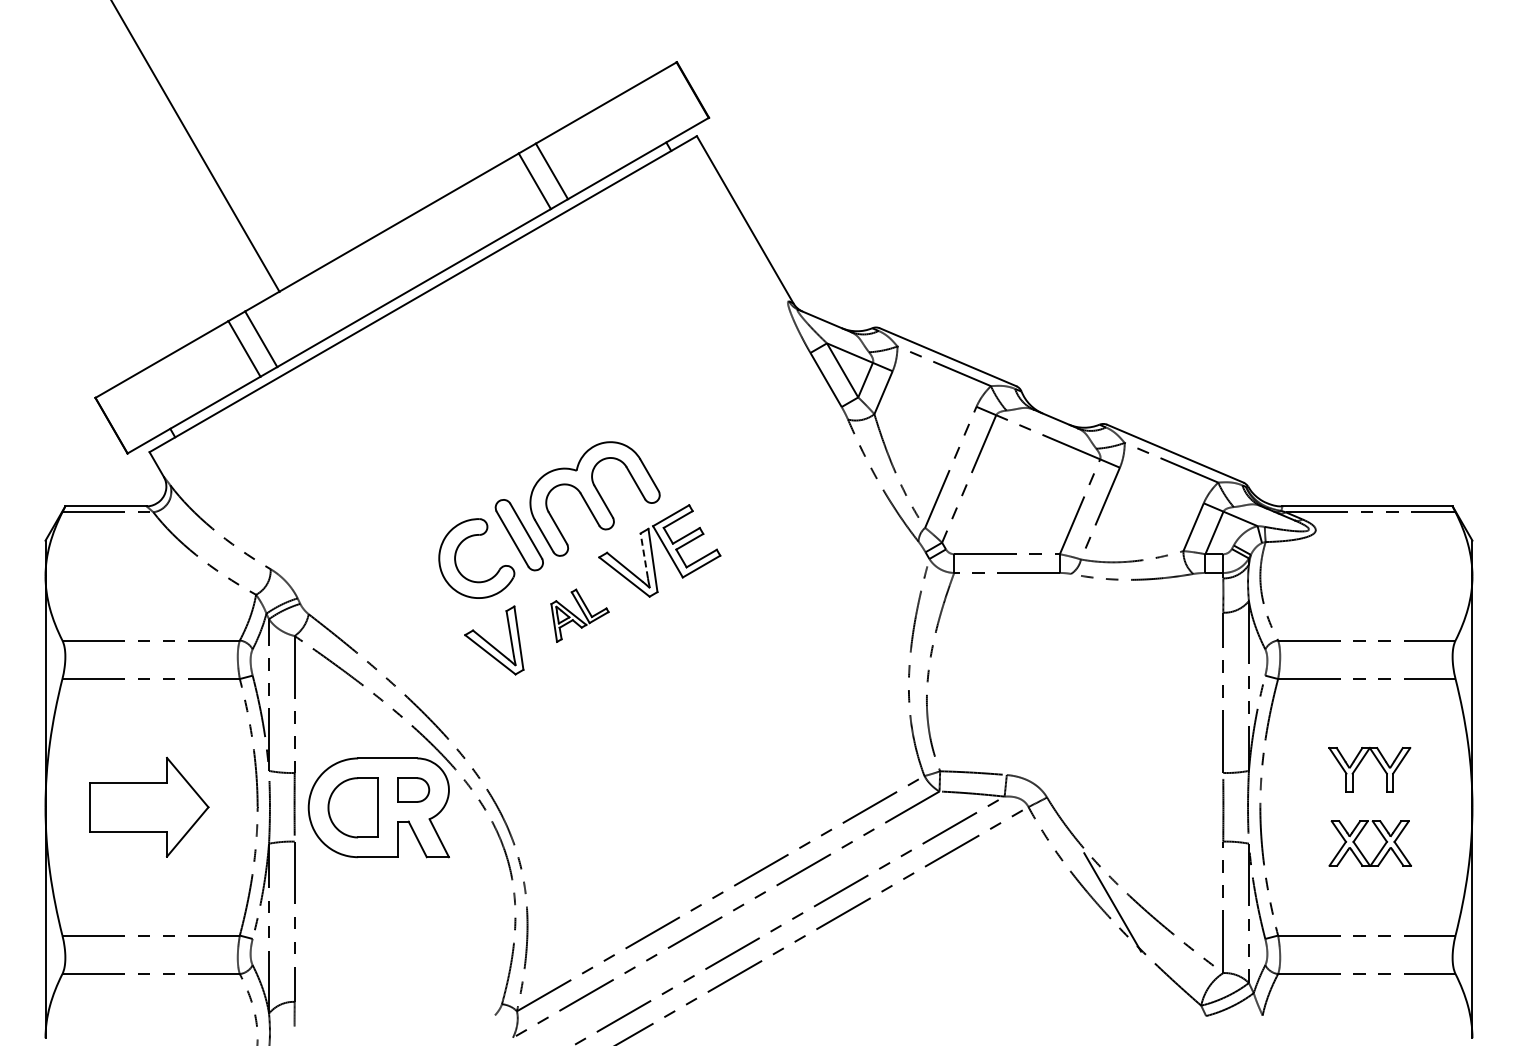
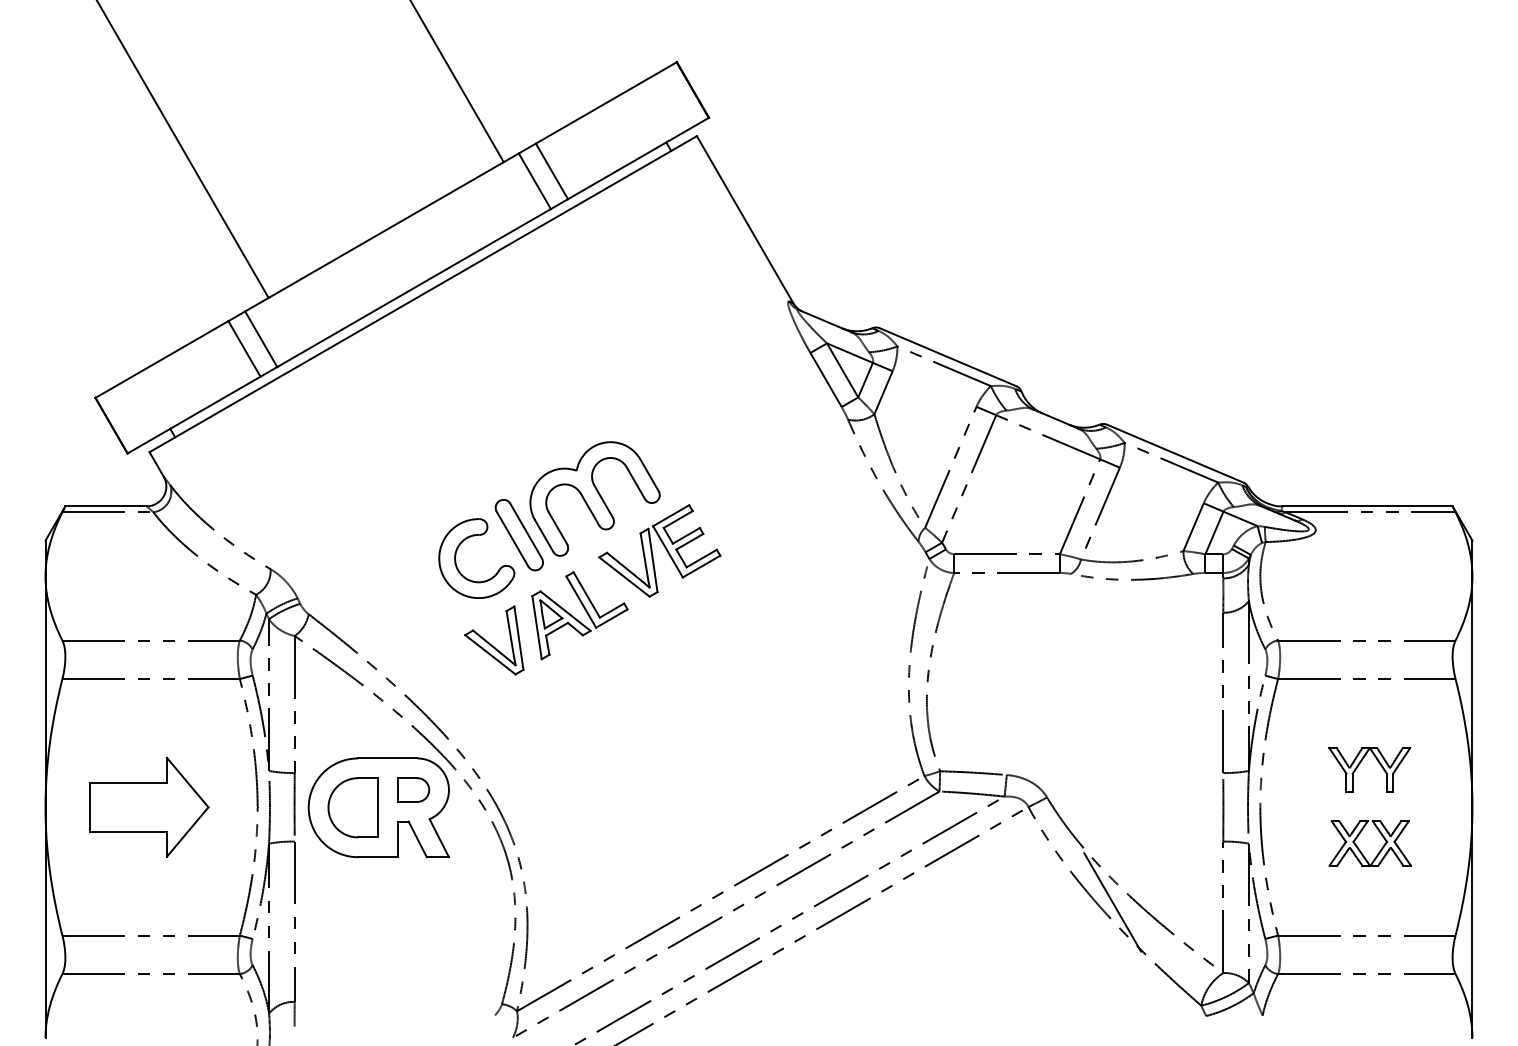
line: none -> present (457, 82)
line position: (195, 146) -> (182, 149) (182, 149)
line: dashed -> solid (644, 555)
part size: 60x55 px -> 98x90 px (579, 615)
